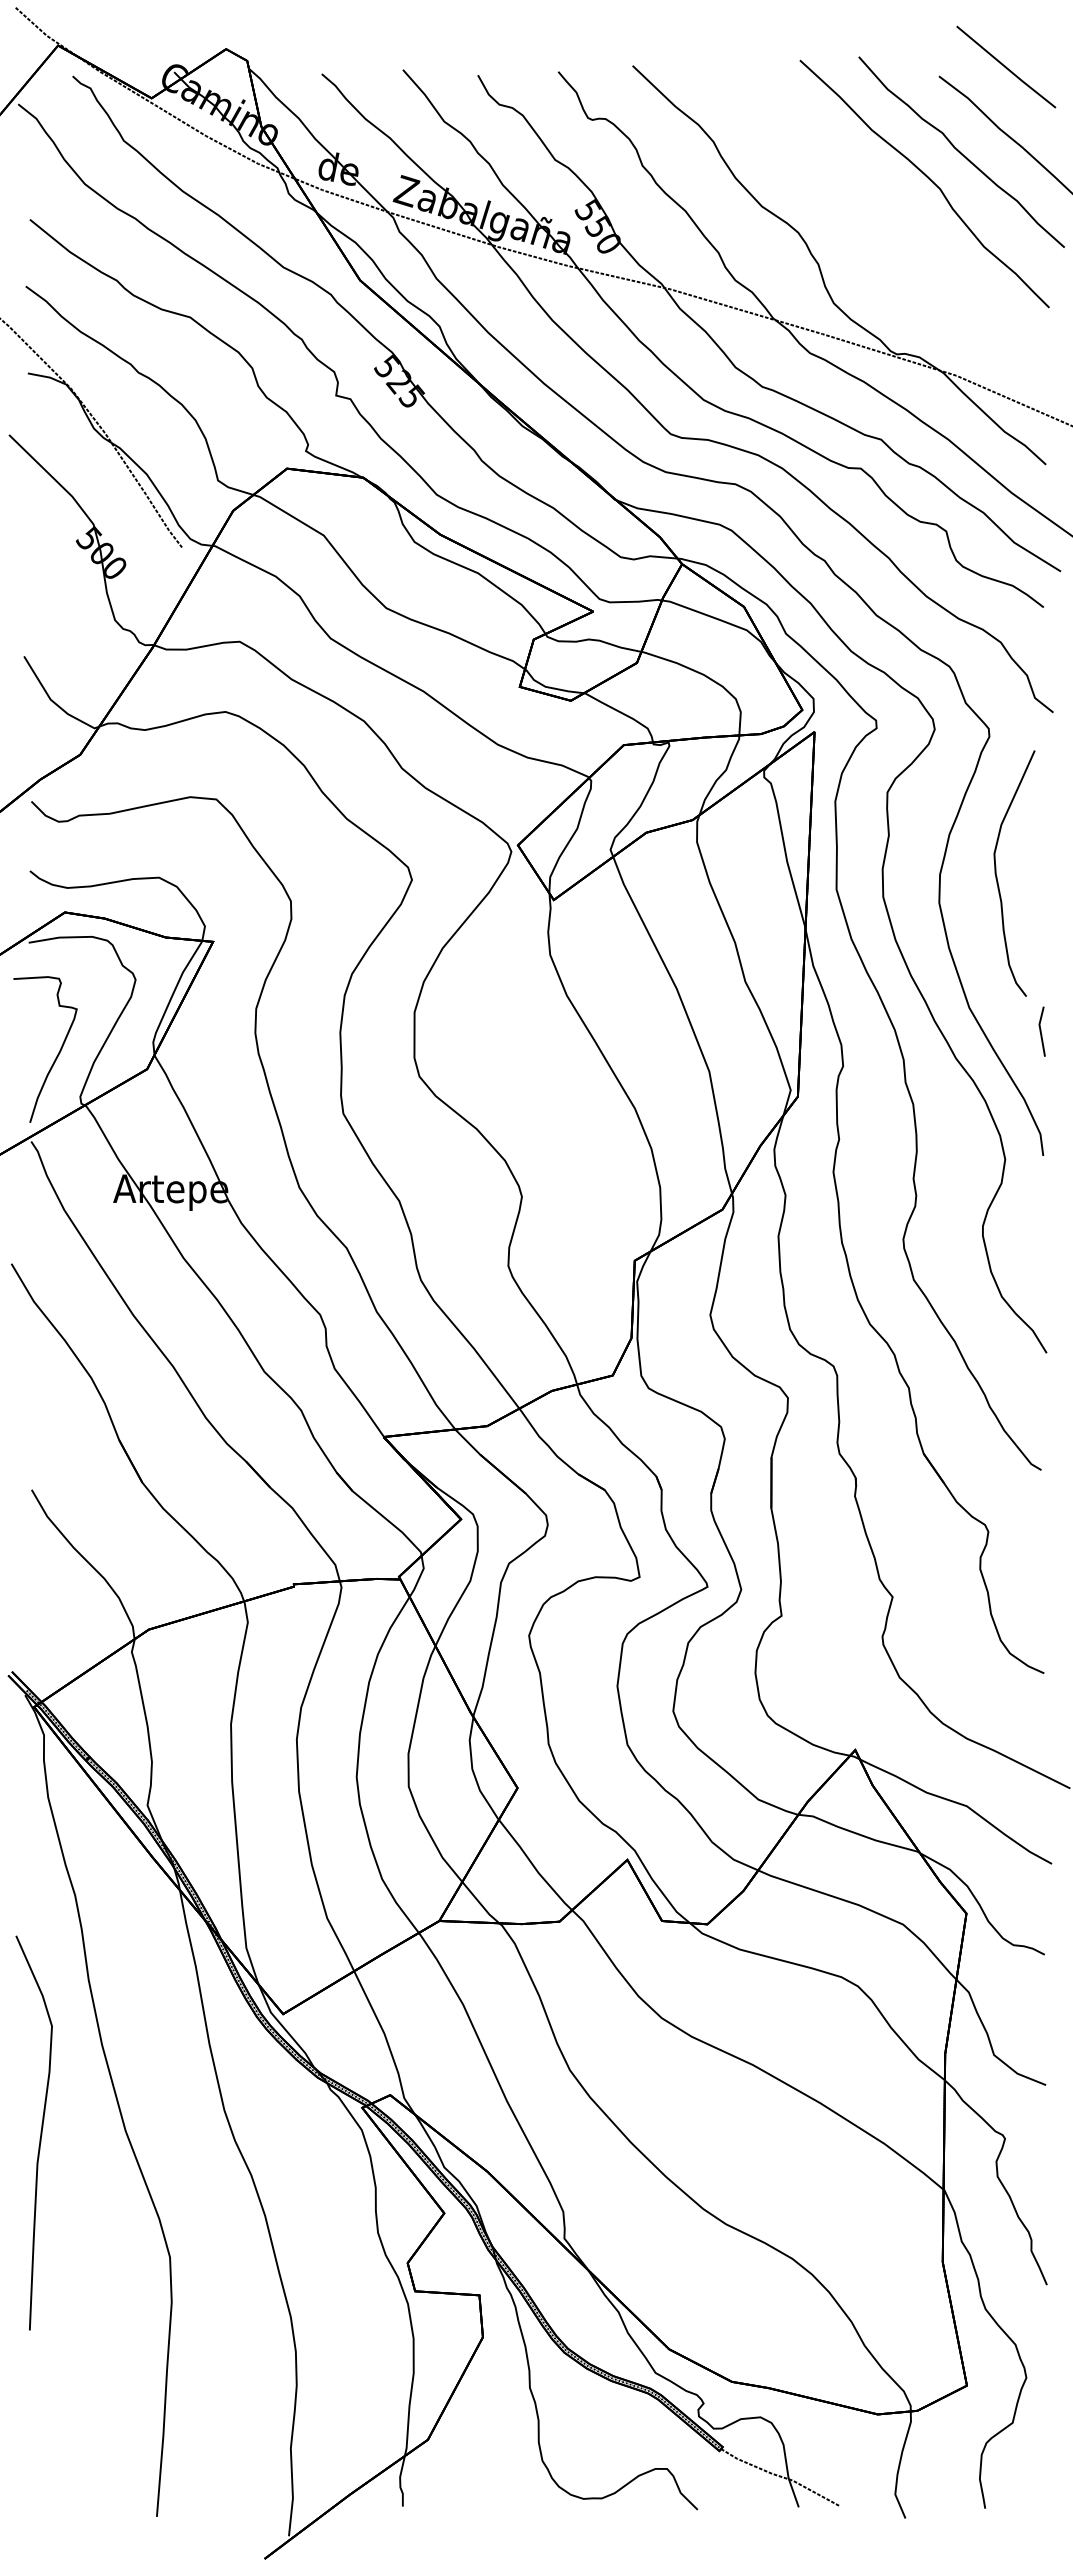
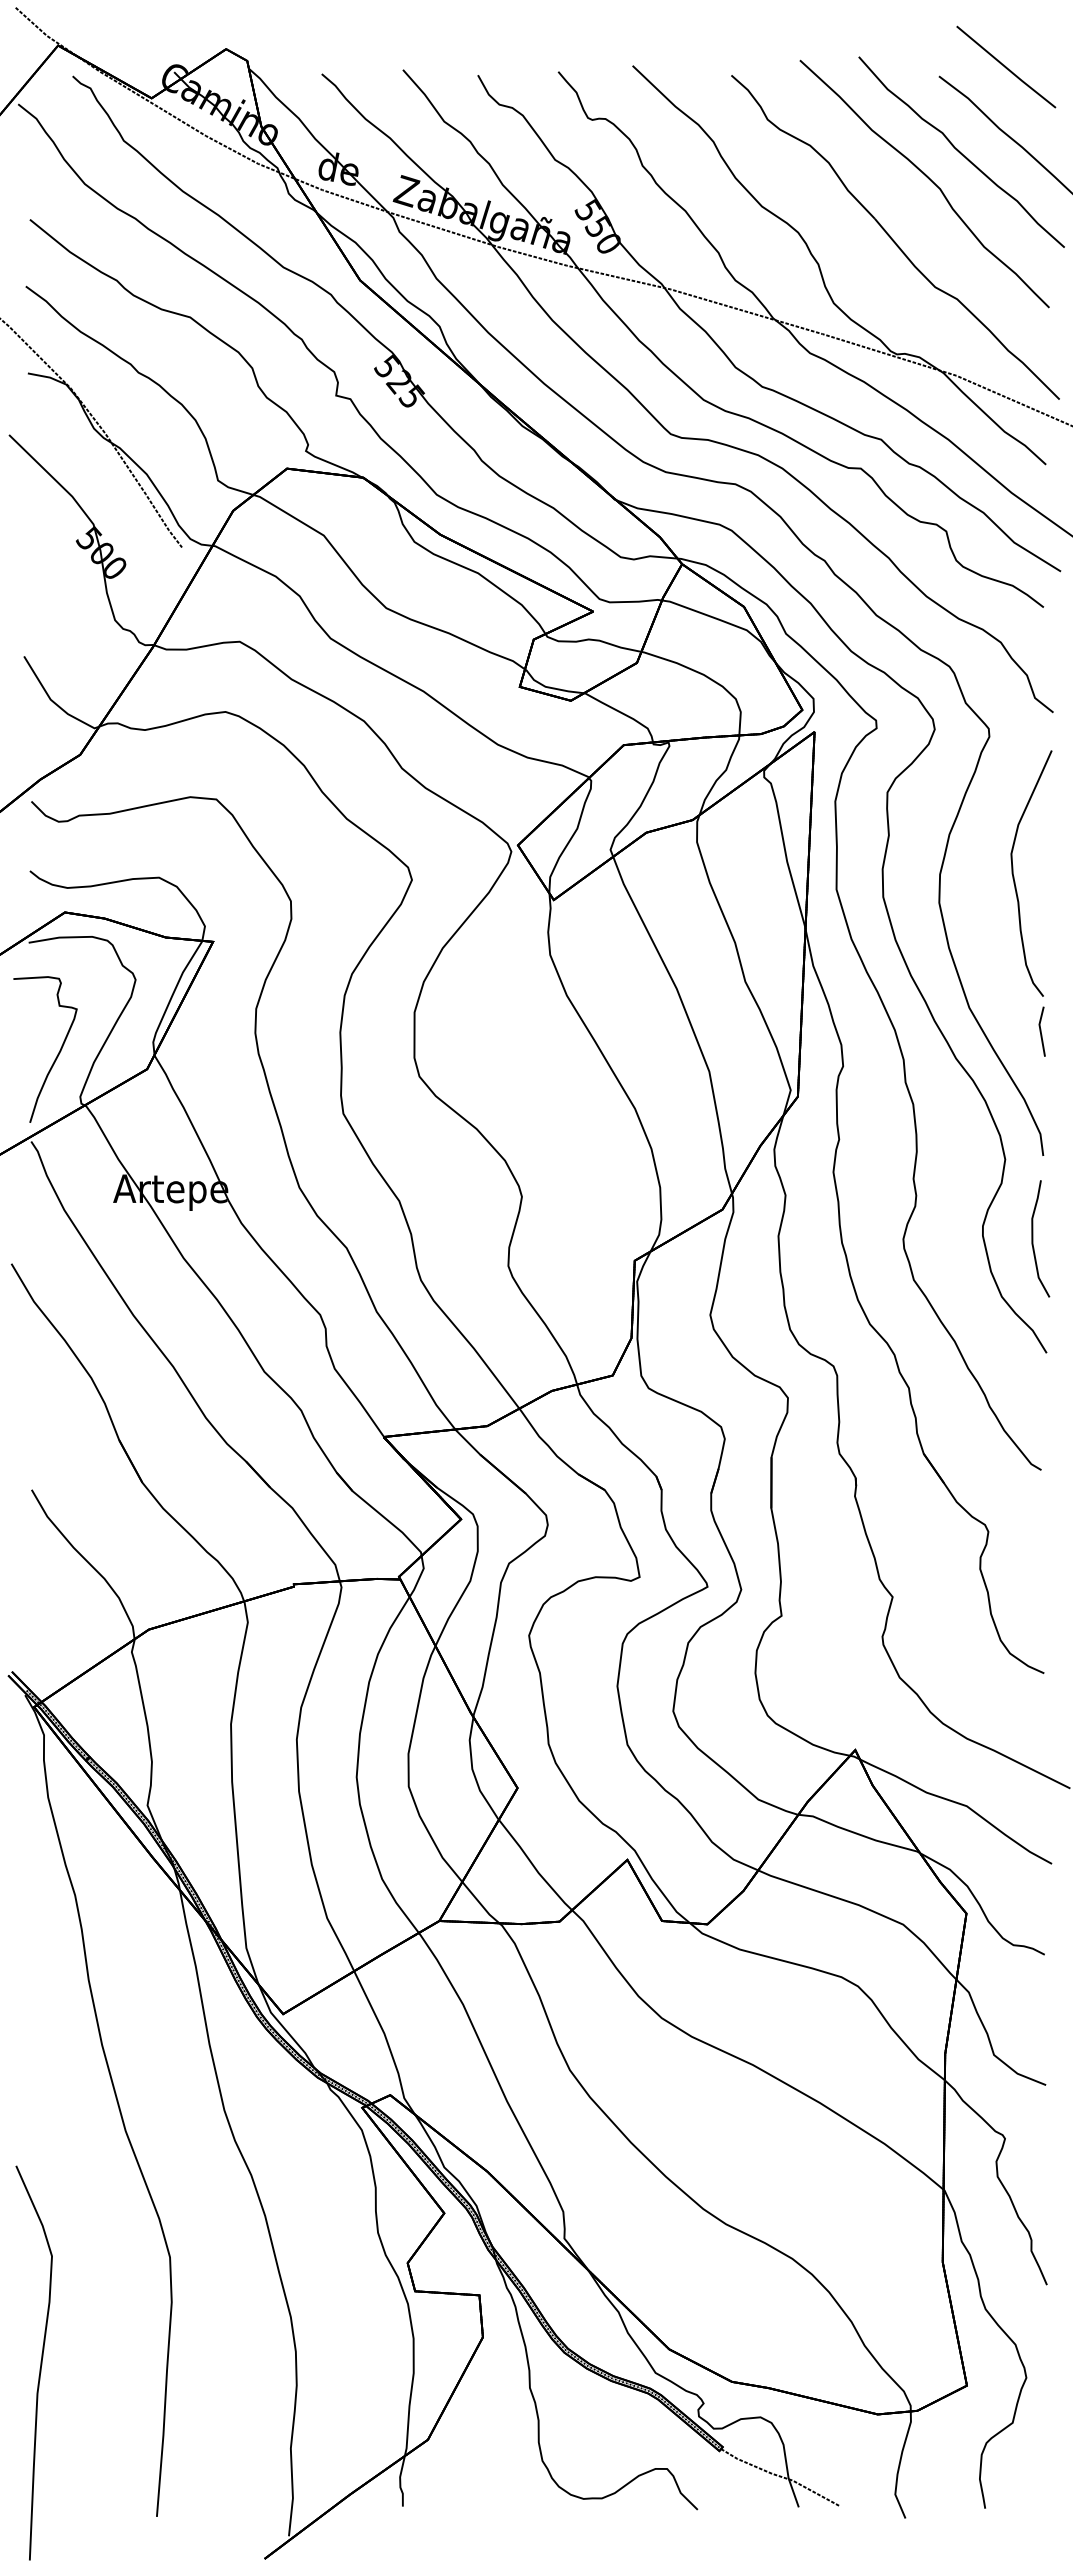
part: none -> present (895, 237)
curve position: (997, 876) -> (1014, 876) (1014, 876)
curve: none -> present (1033, 1238)
part position: (40, 2132) -> (40, 2362) (40, 2362)
